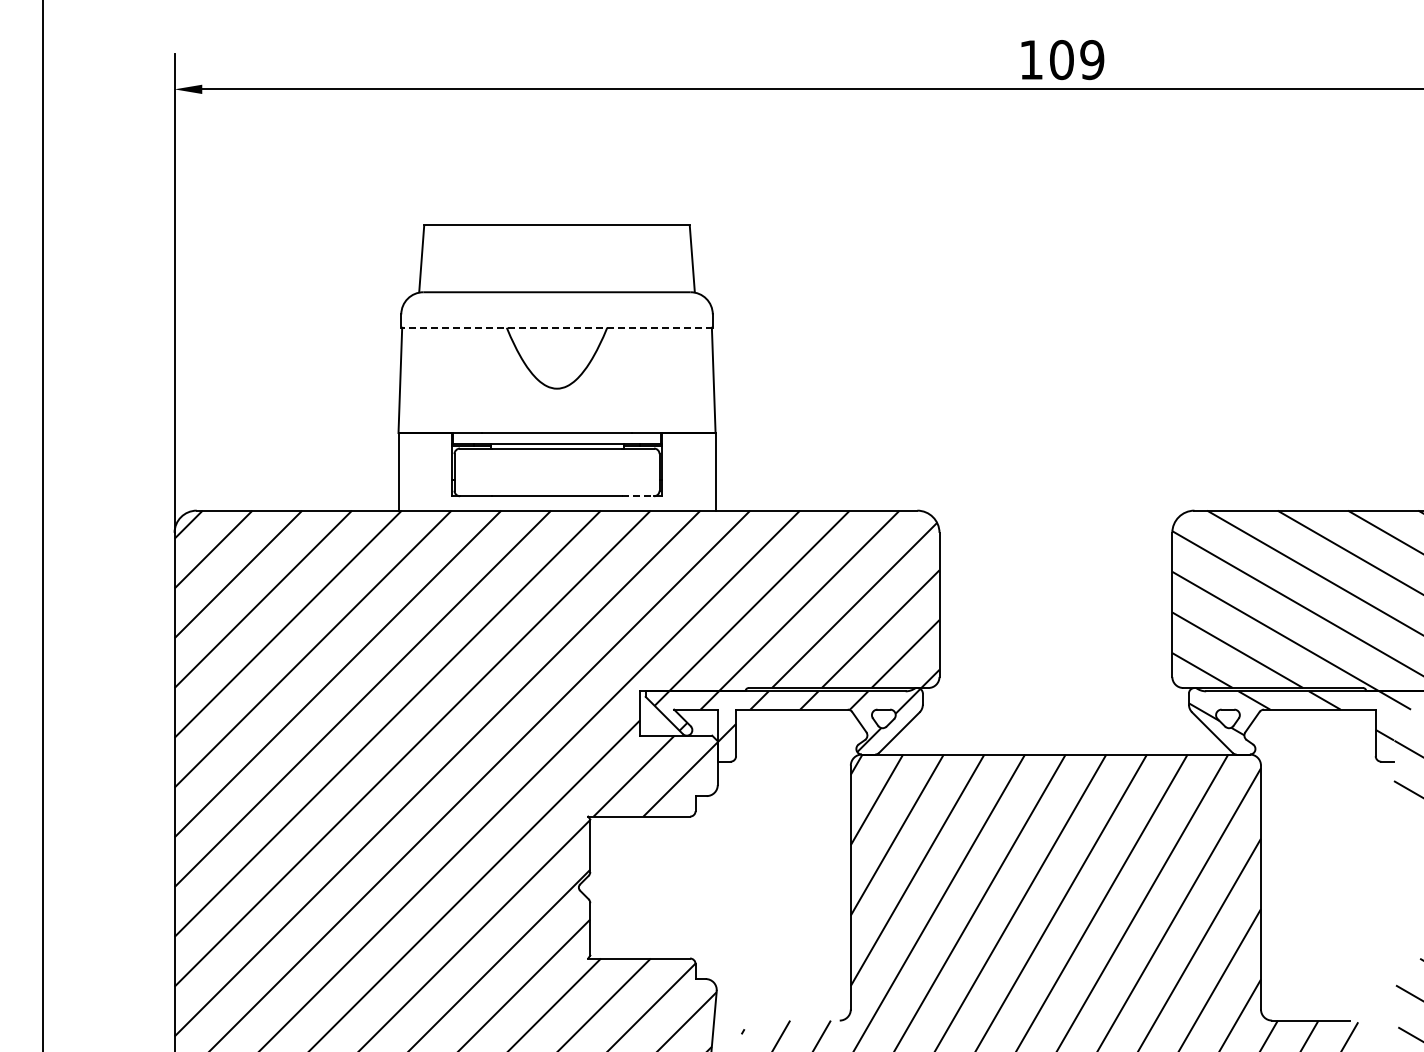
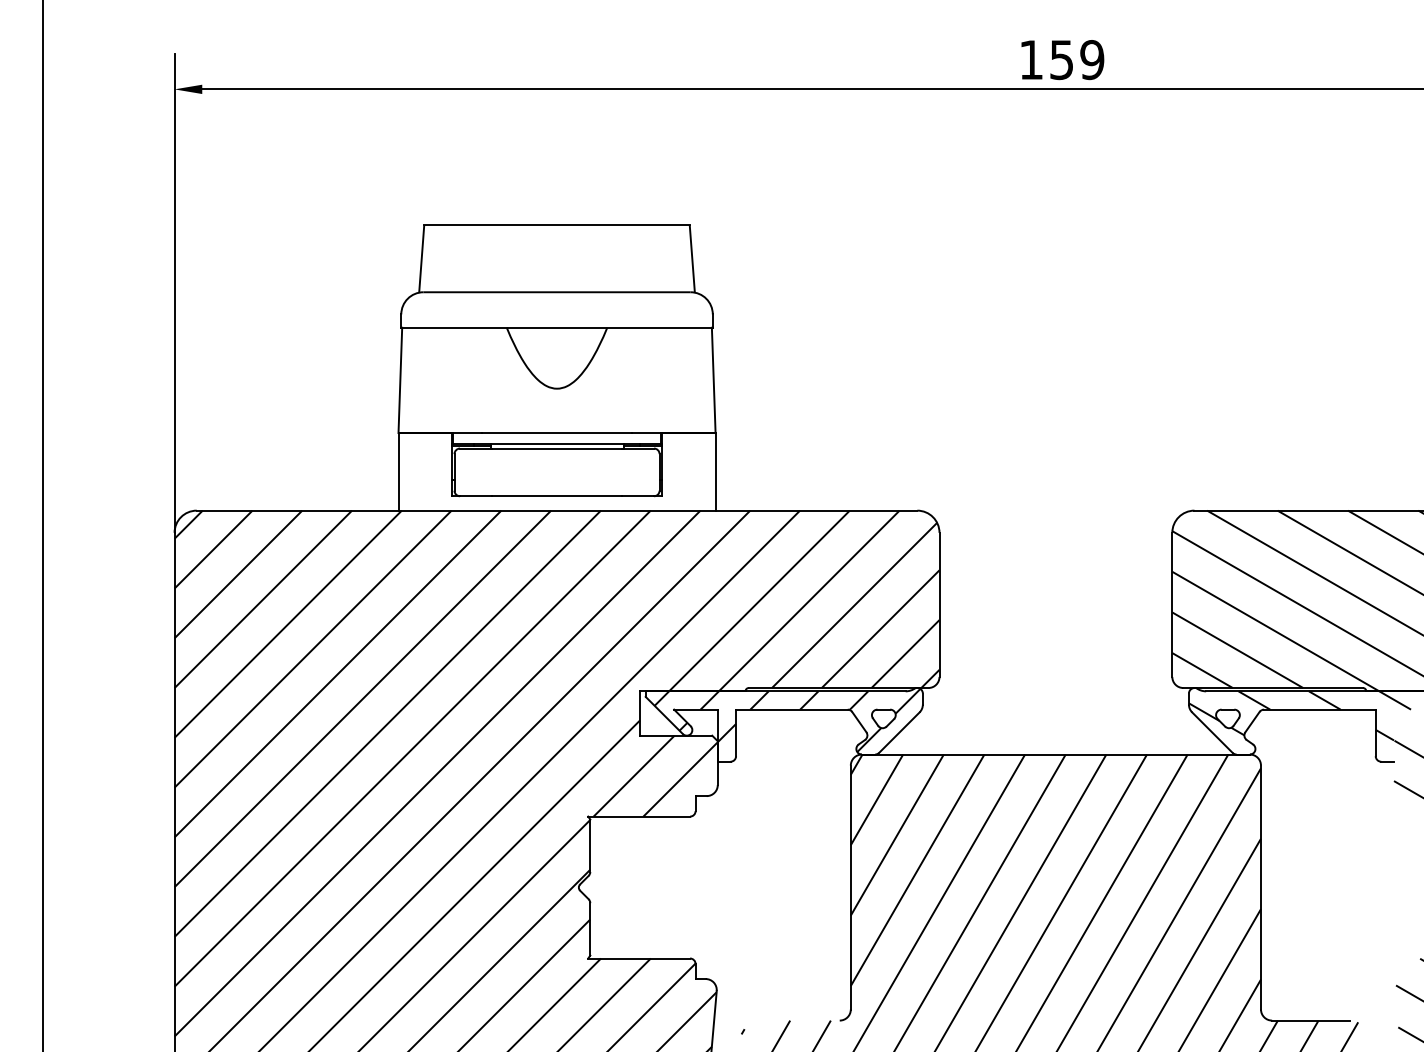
text: 109 -> 159 (1061, 60)
line: dashed -> solid (557, 327)
line: dashed -> solid (638, 496)
